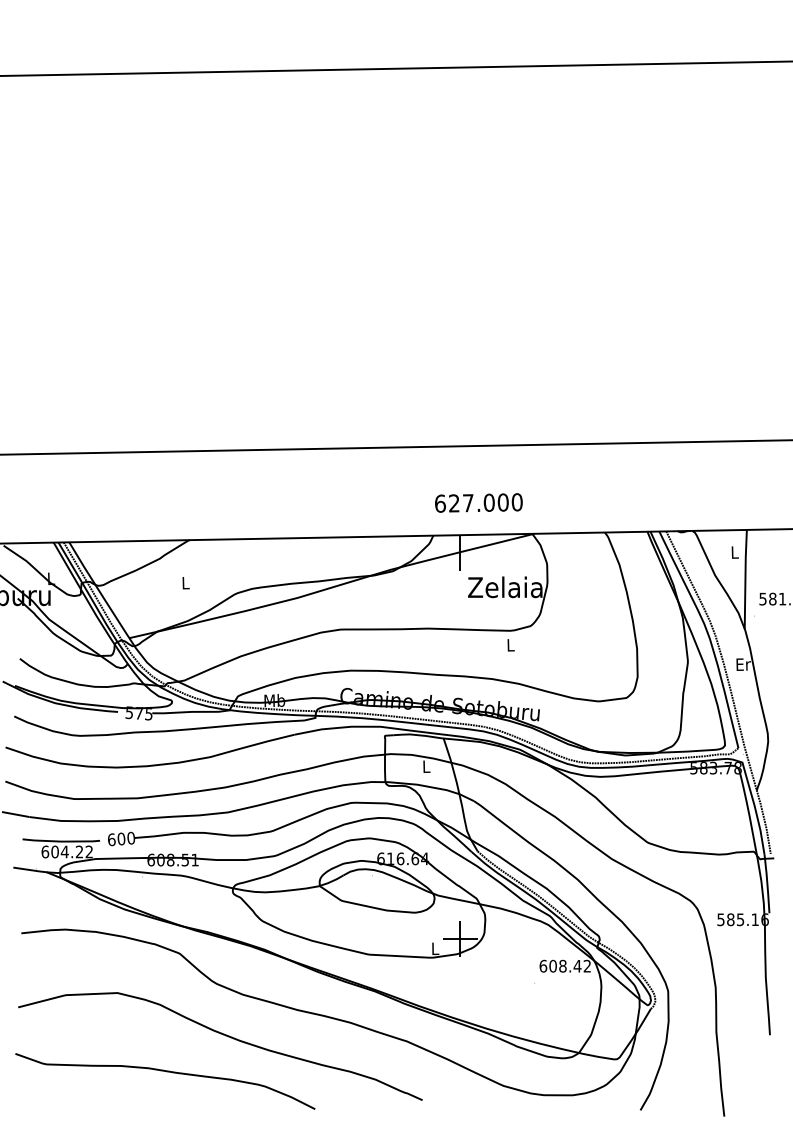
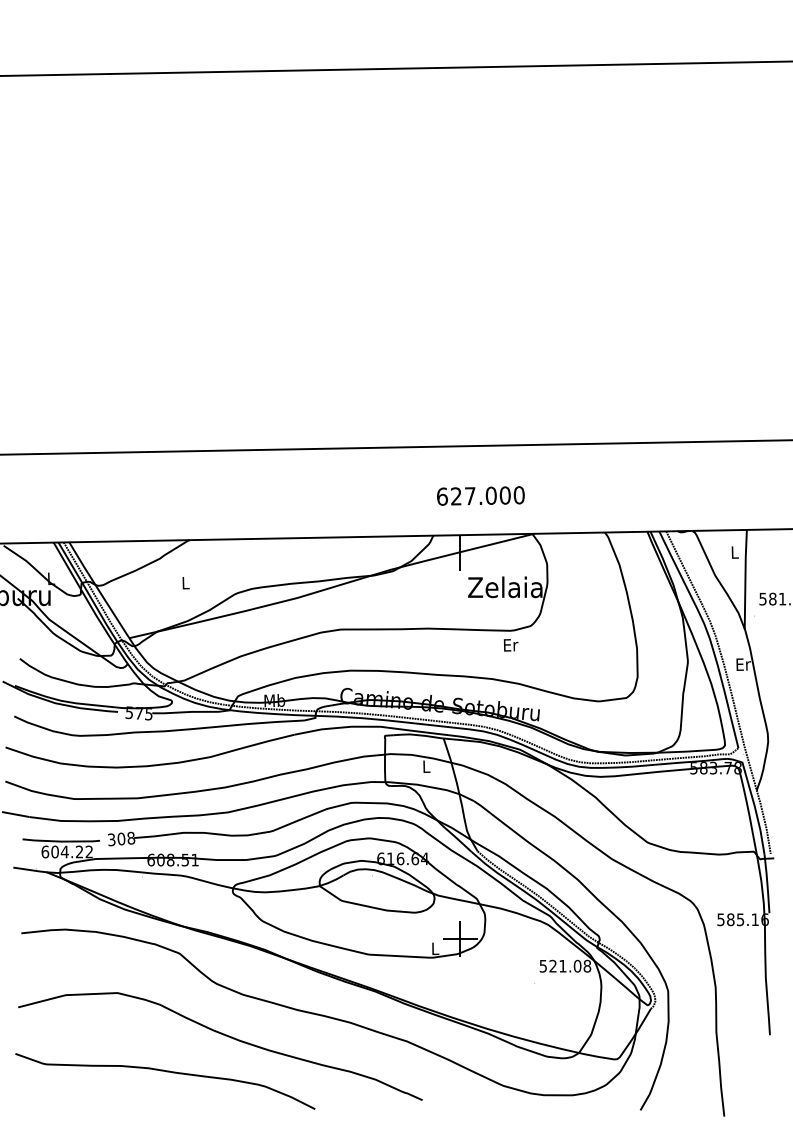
text position: (478, 502) -> (480, 495) (480, 495)
text: L -> Er (510, 645)
text: 600 -> 308 (121, 839)
text: 608.42 -> 521.08 (565, 965)
